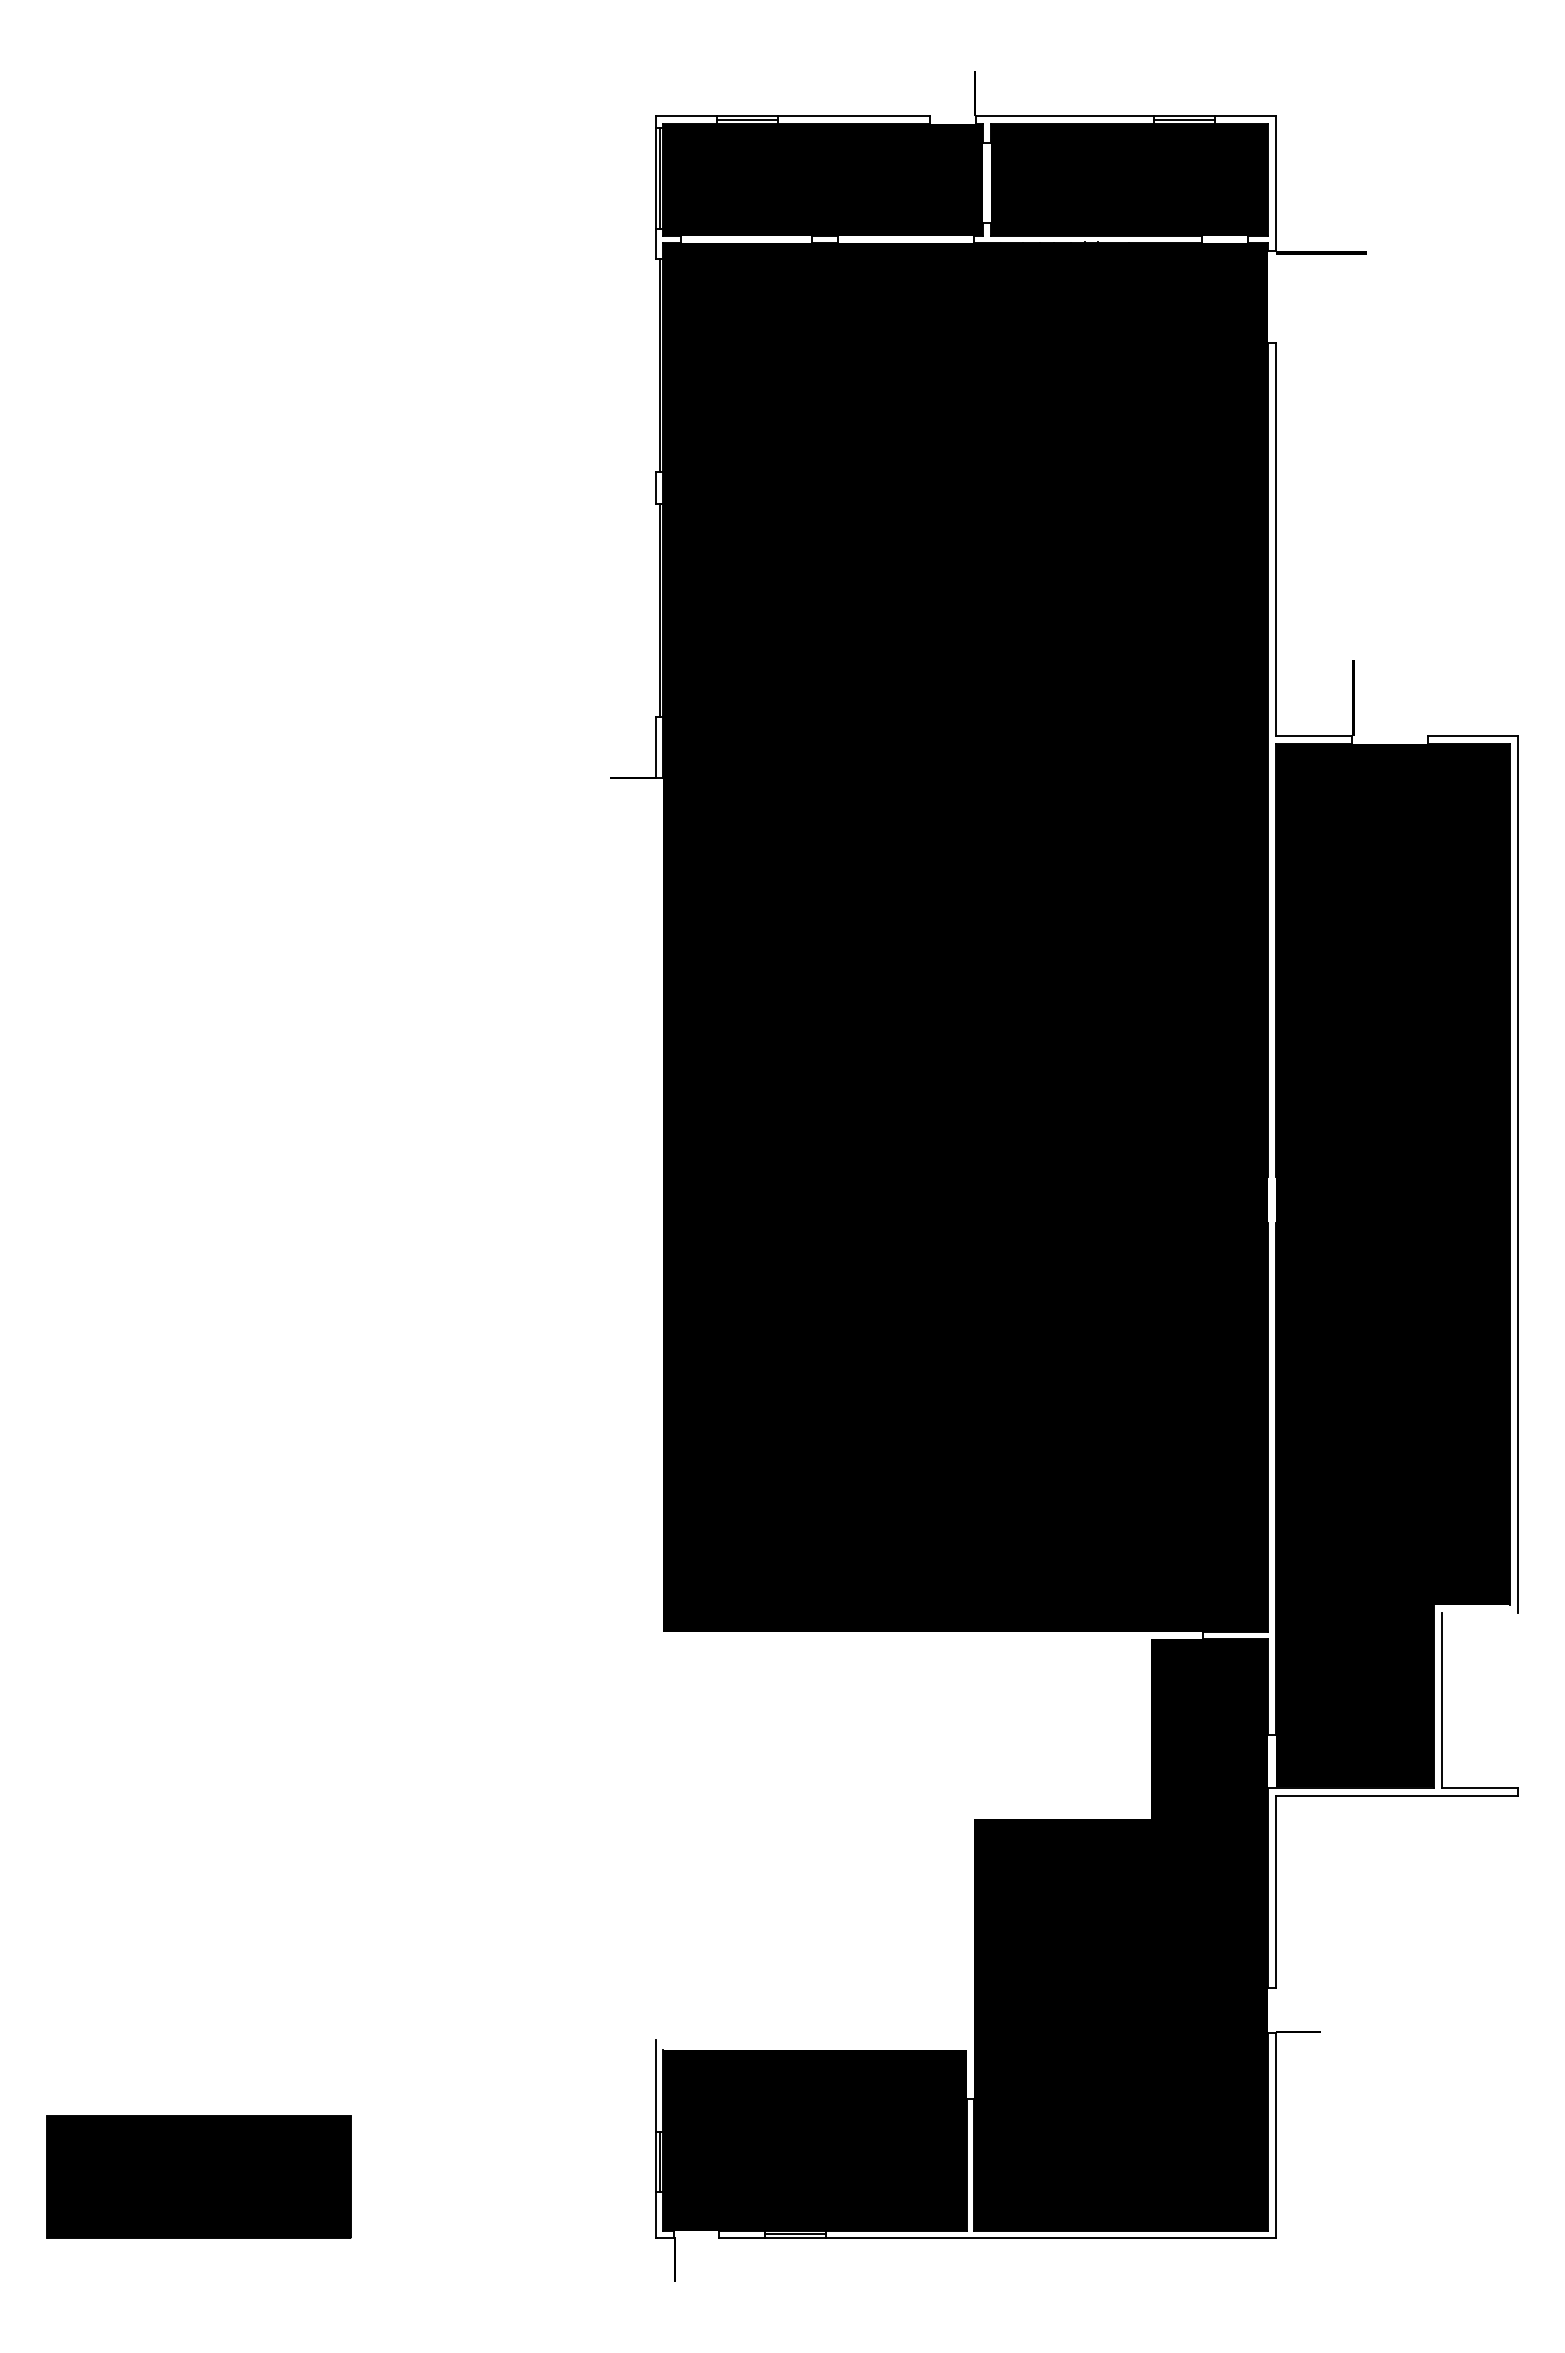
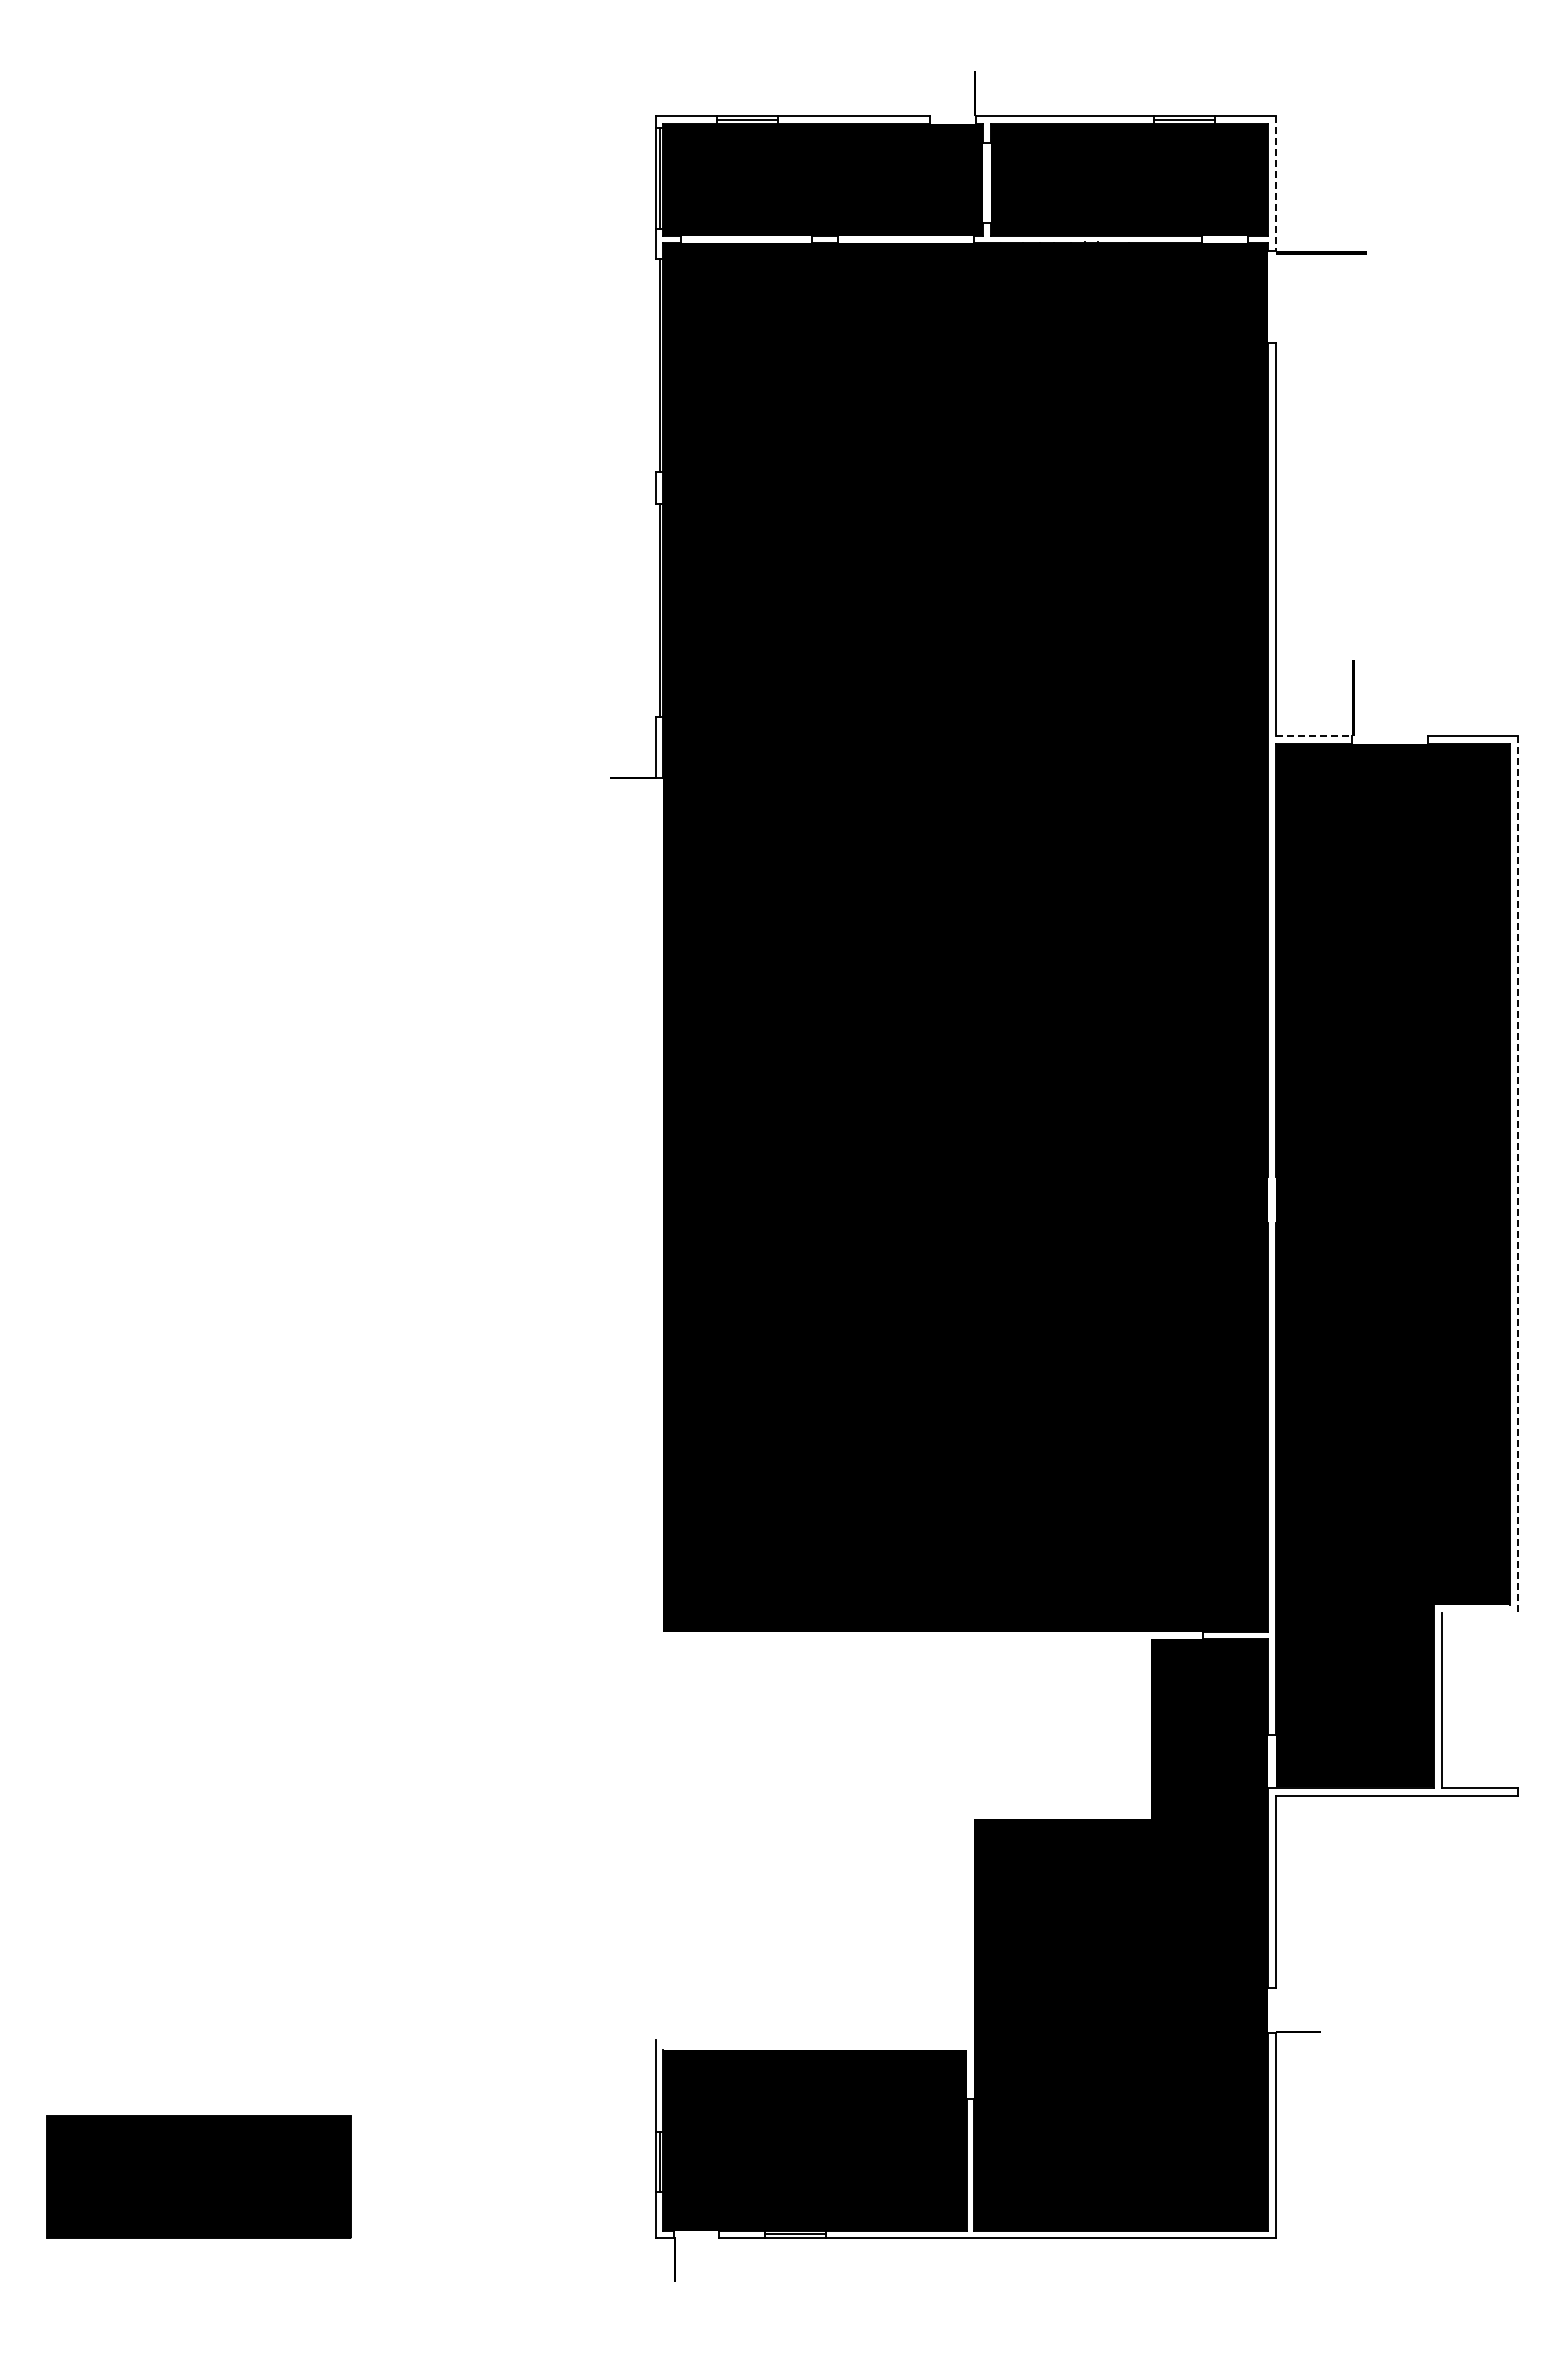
line: solid -> dashed (1275, 184)
line: solid -> dashed (1314, 736)
line: solid -> dashed (1518, 1175)
